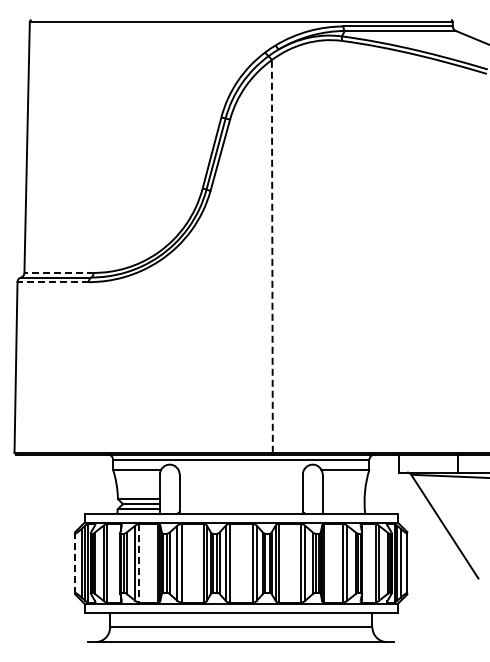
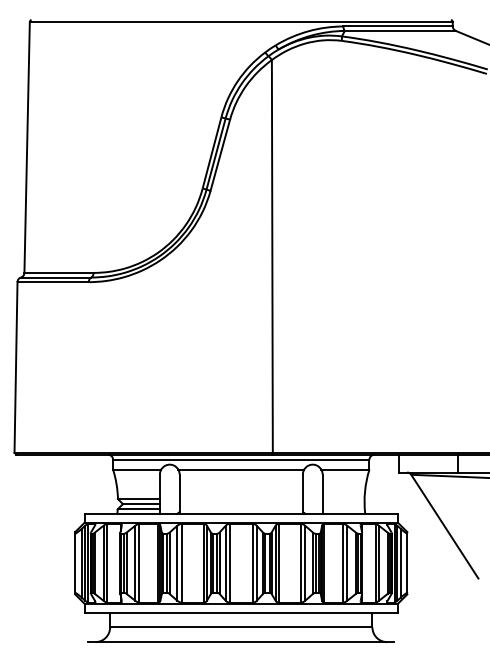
line: dashed -> solid (272, 255)
line: dashed -> solid (59, 272)
line: dashed -> solid (53, 282)
line: none -> present (241, 469)
line: dashed -> solid (75, 562)
line: dashed -> solid (139, 563)
